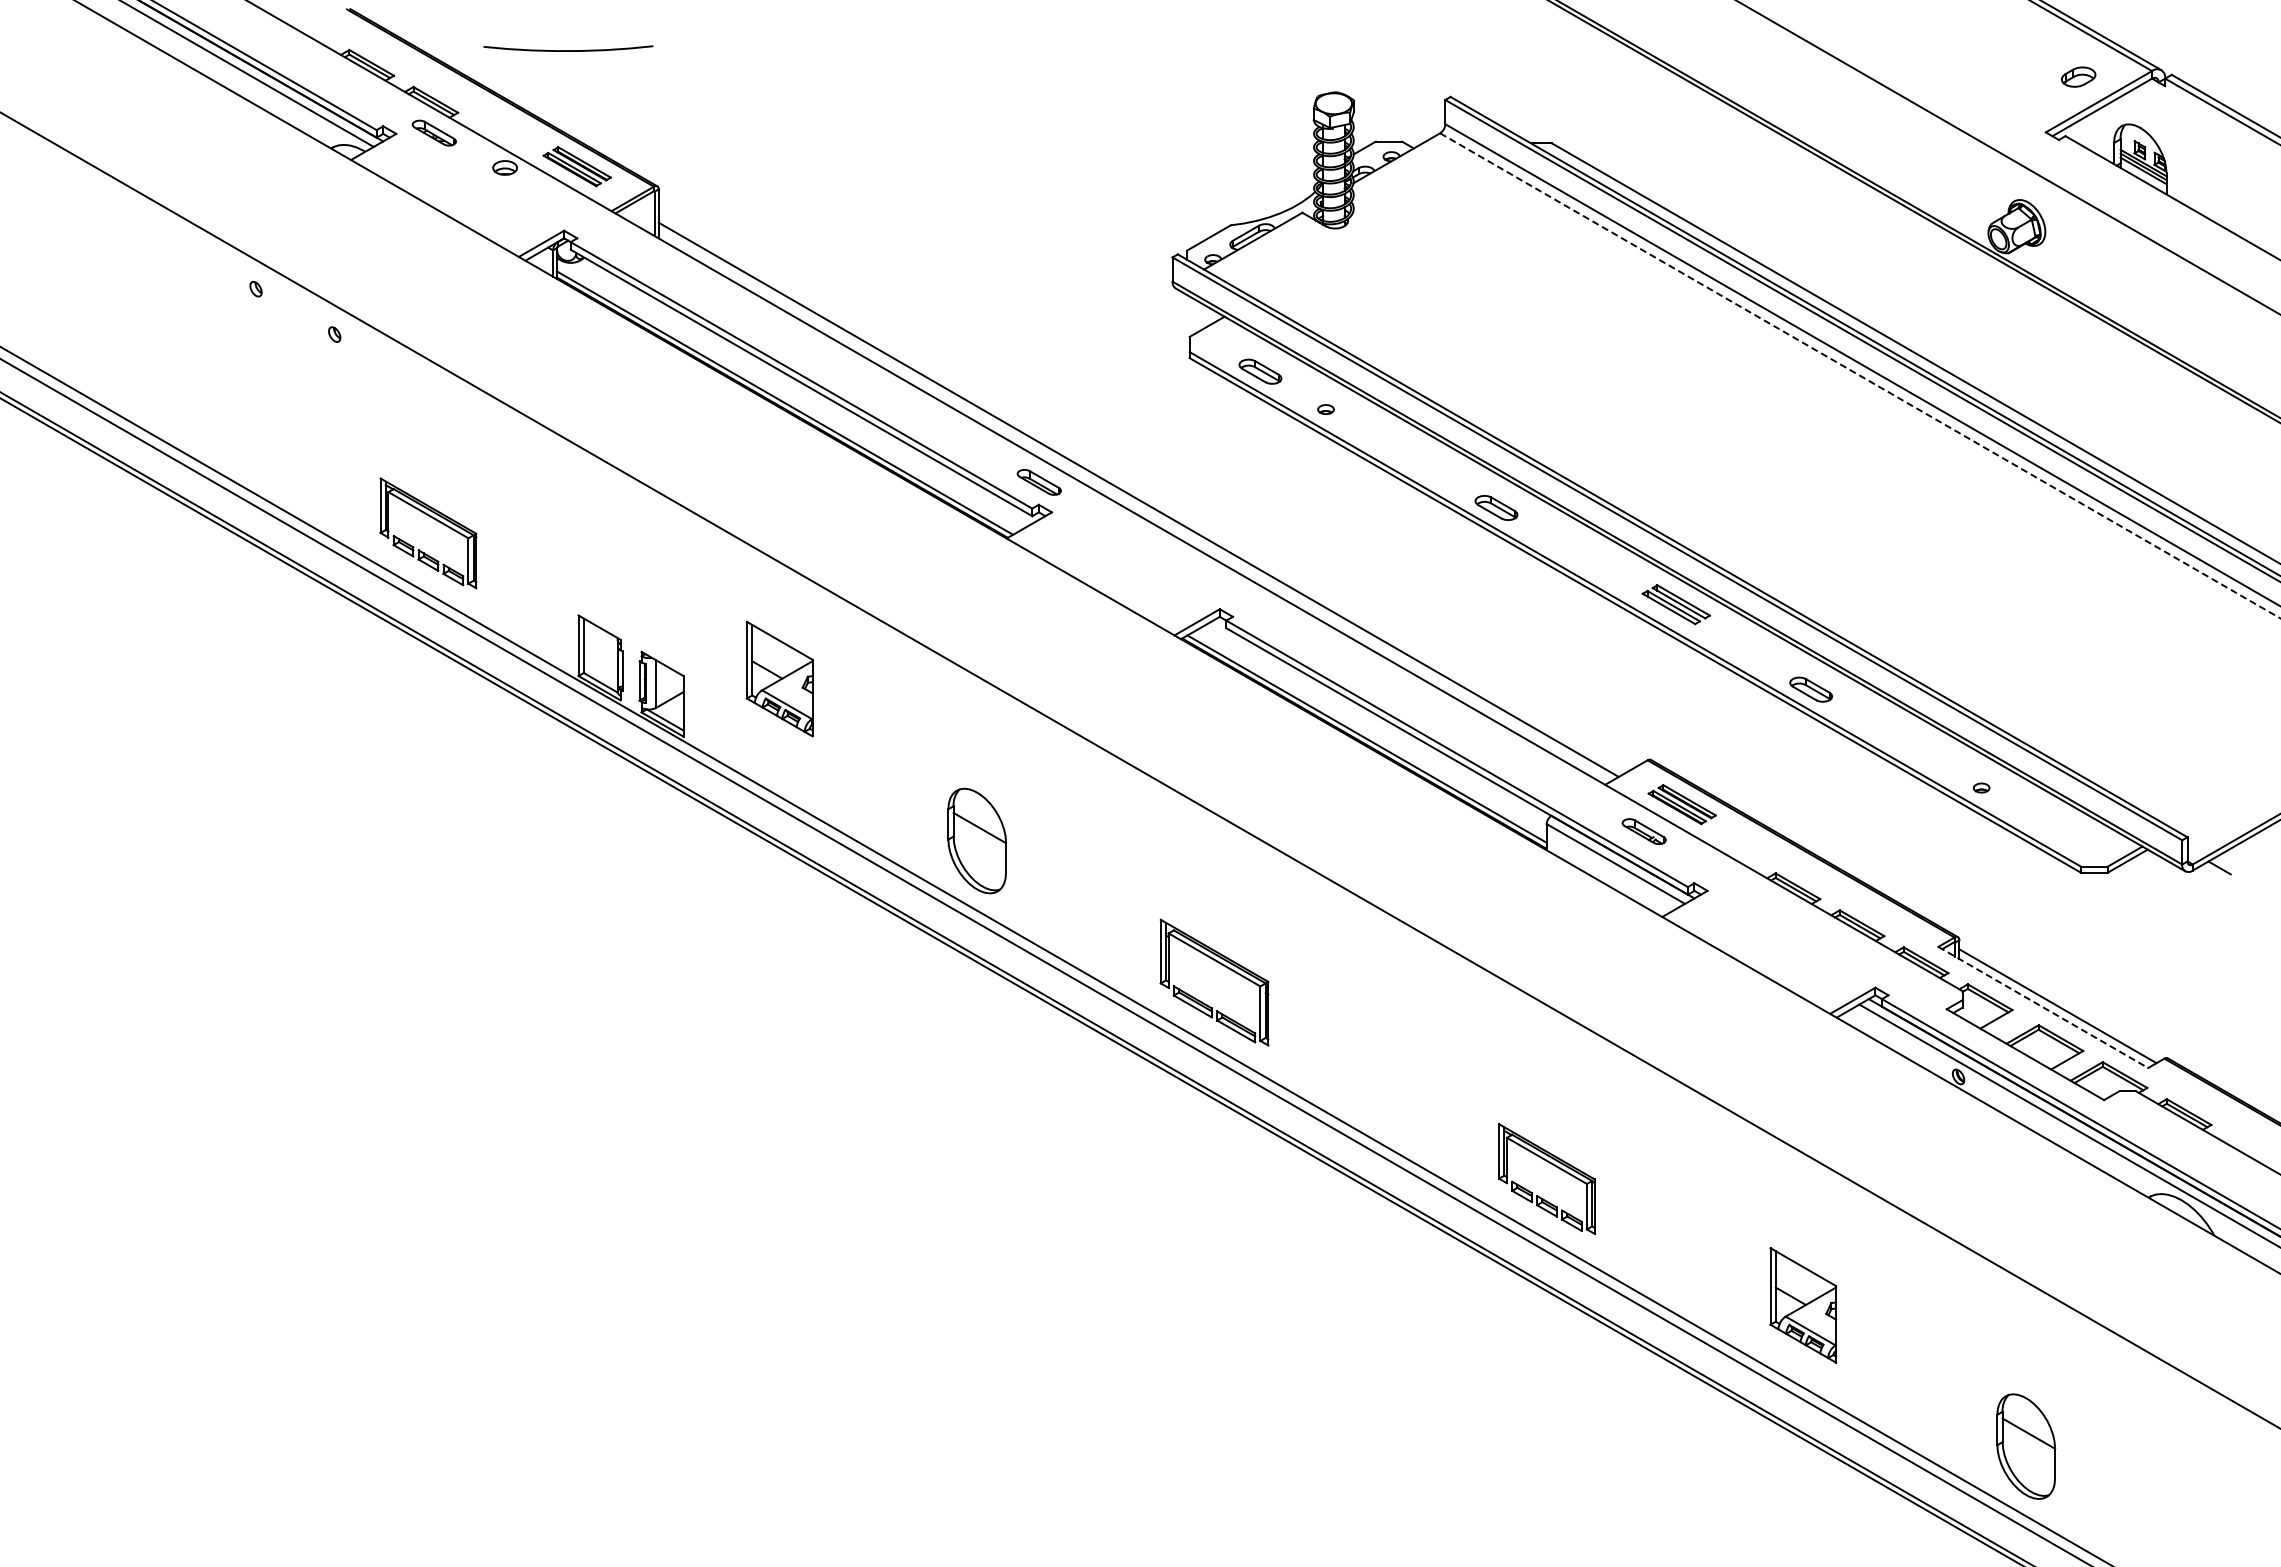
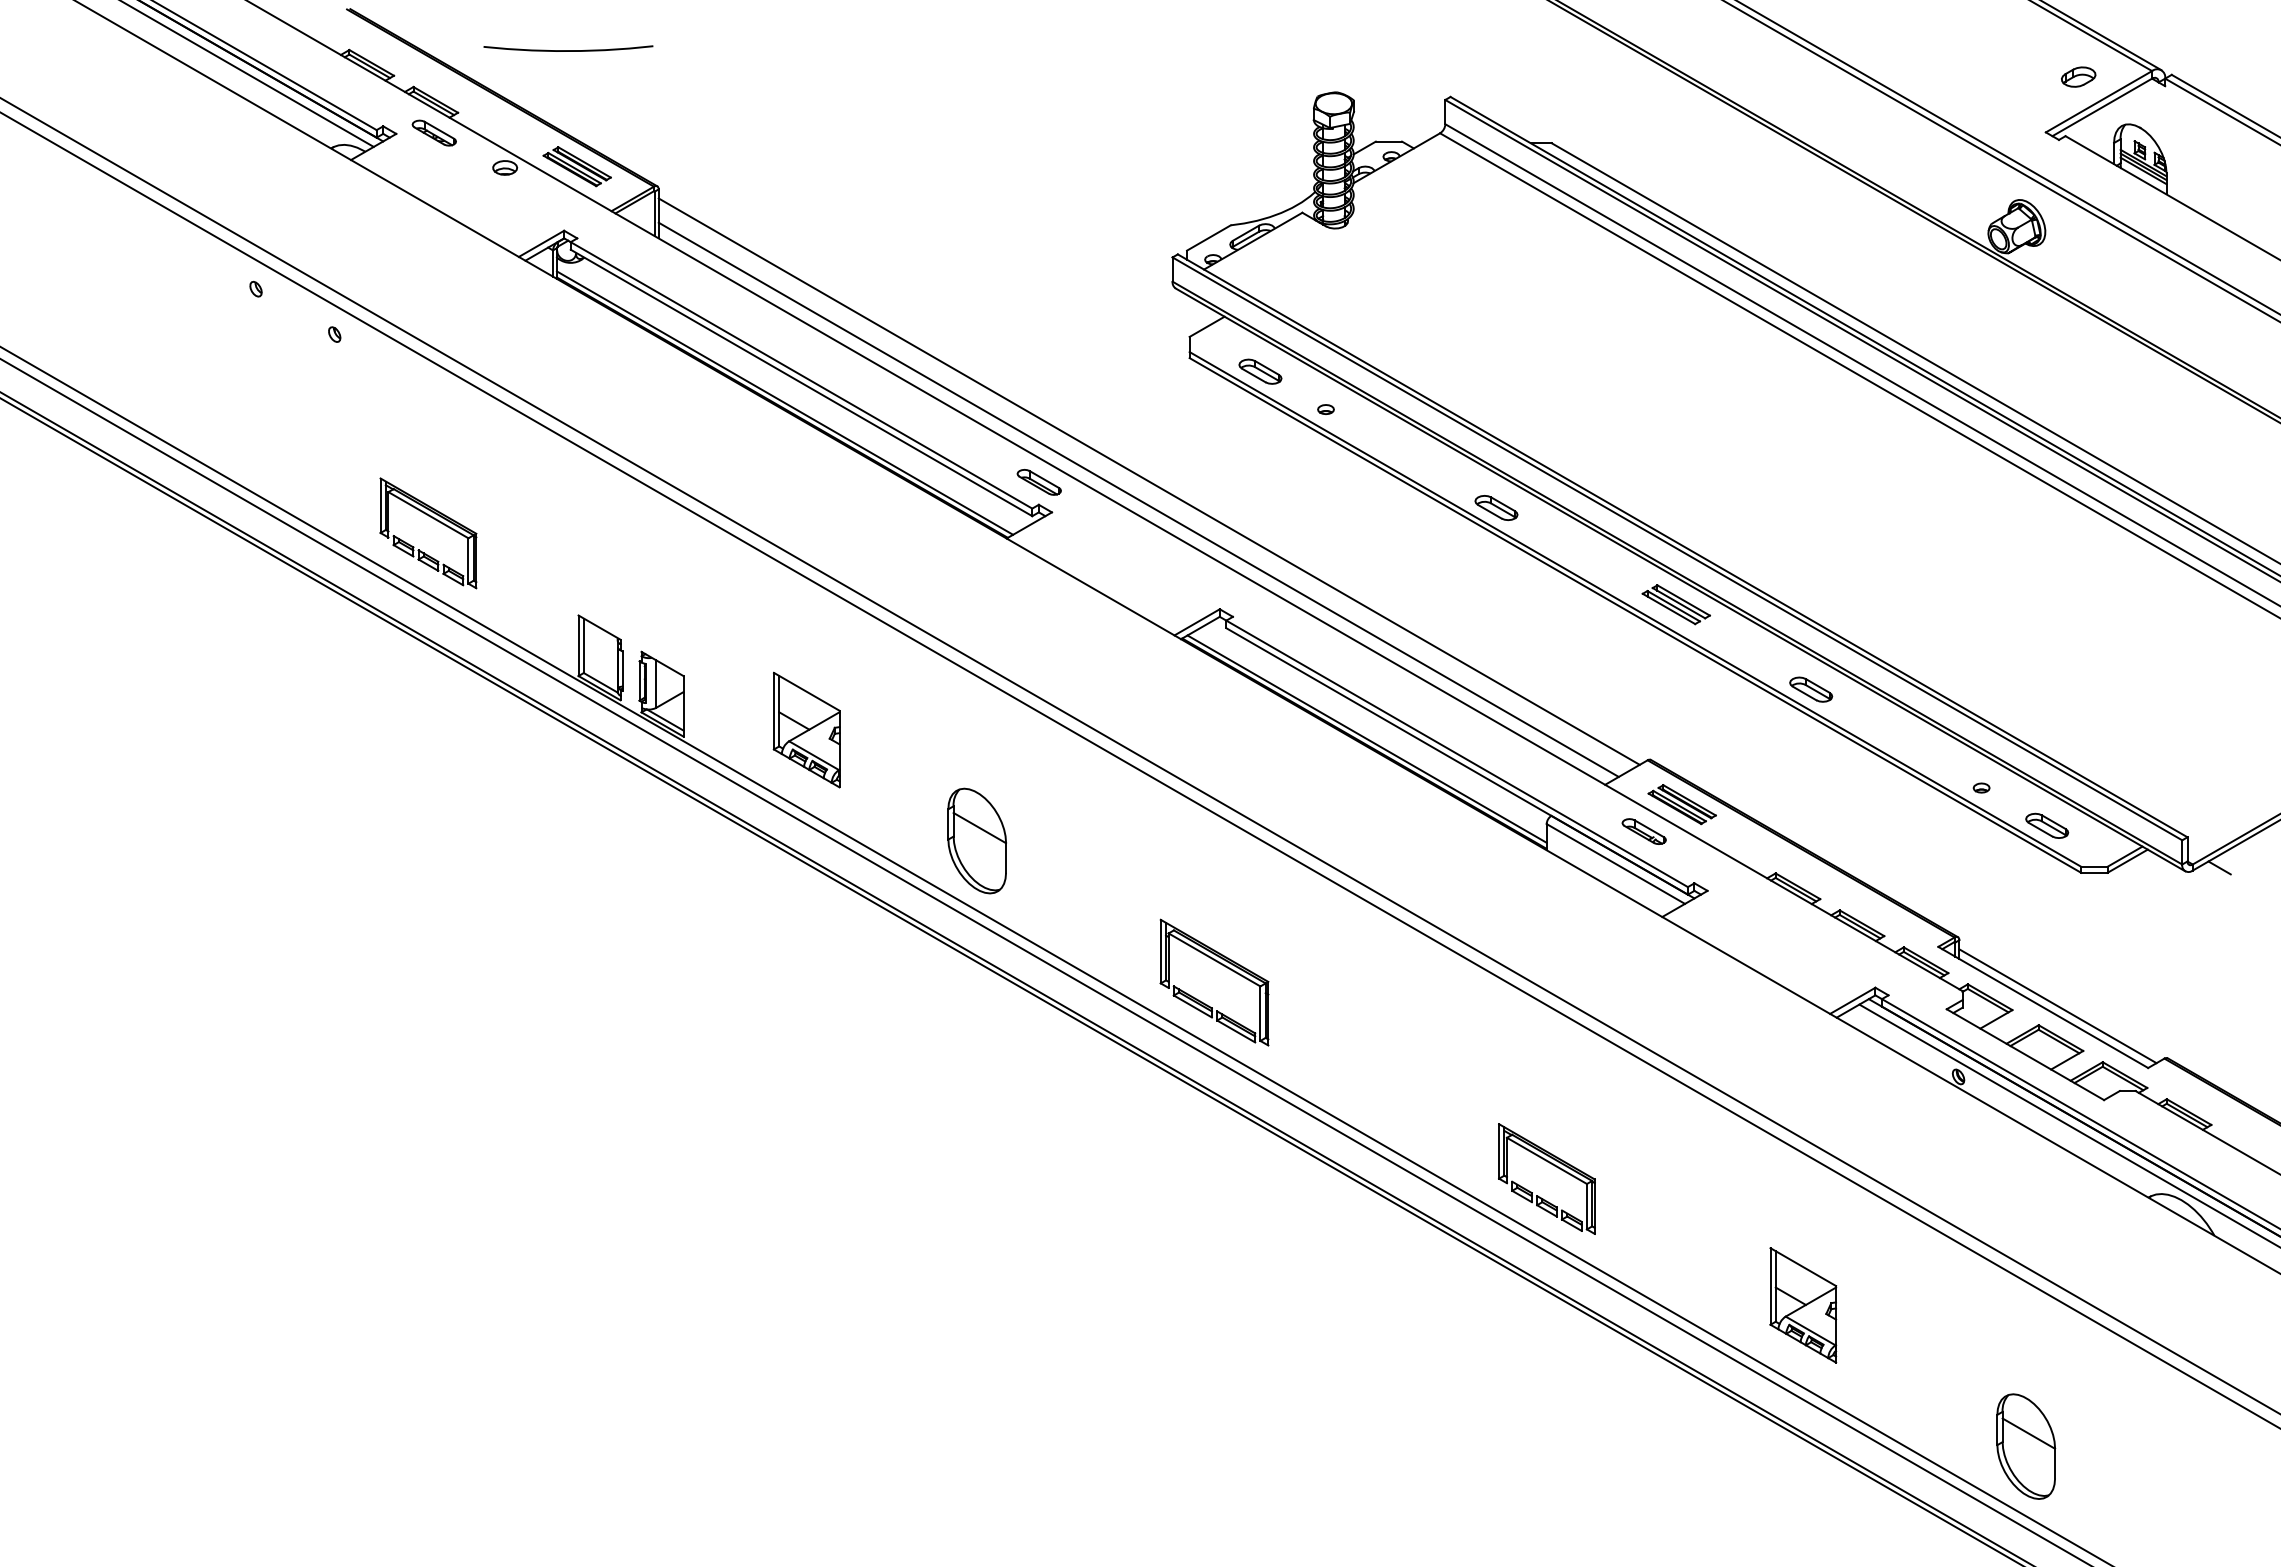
line: none -> present (2001, 161)
line: dashed -> solid (1860, 376)
line: none -> present (1148, 481)
part position: (779, 678) -> (806, 729) (806, 729)
line: none -> present (1139, 755)
part: none -> present (2047, 825)
line: dashed -> solid (2043, 1007)
